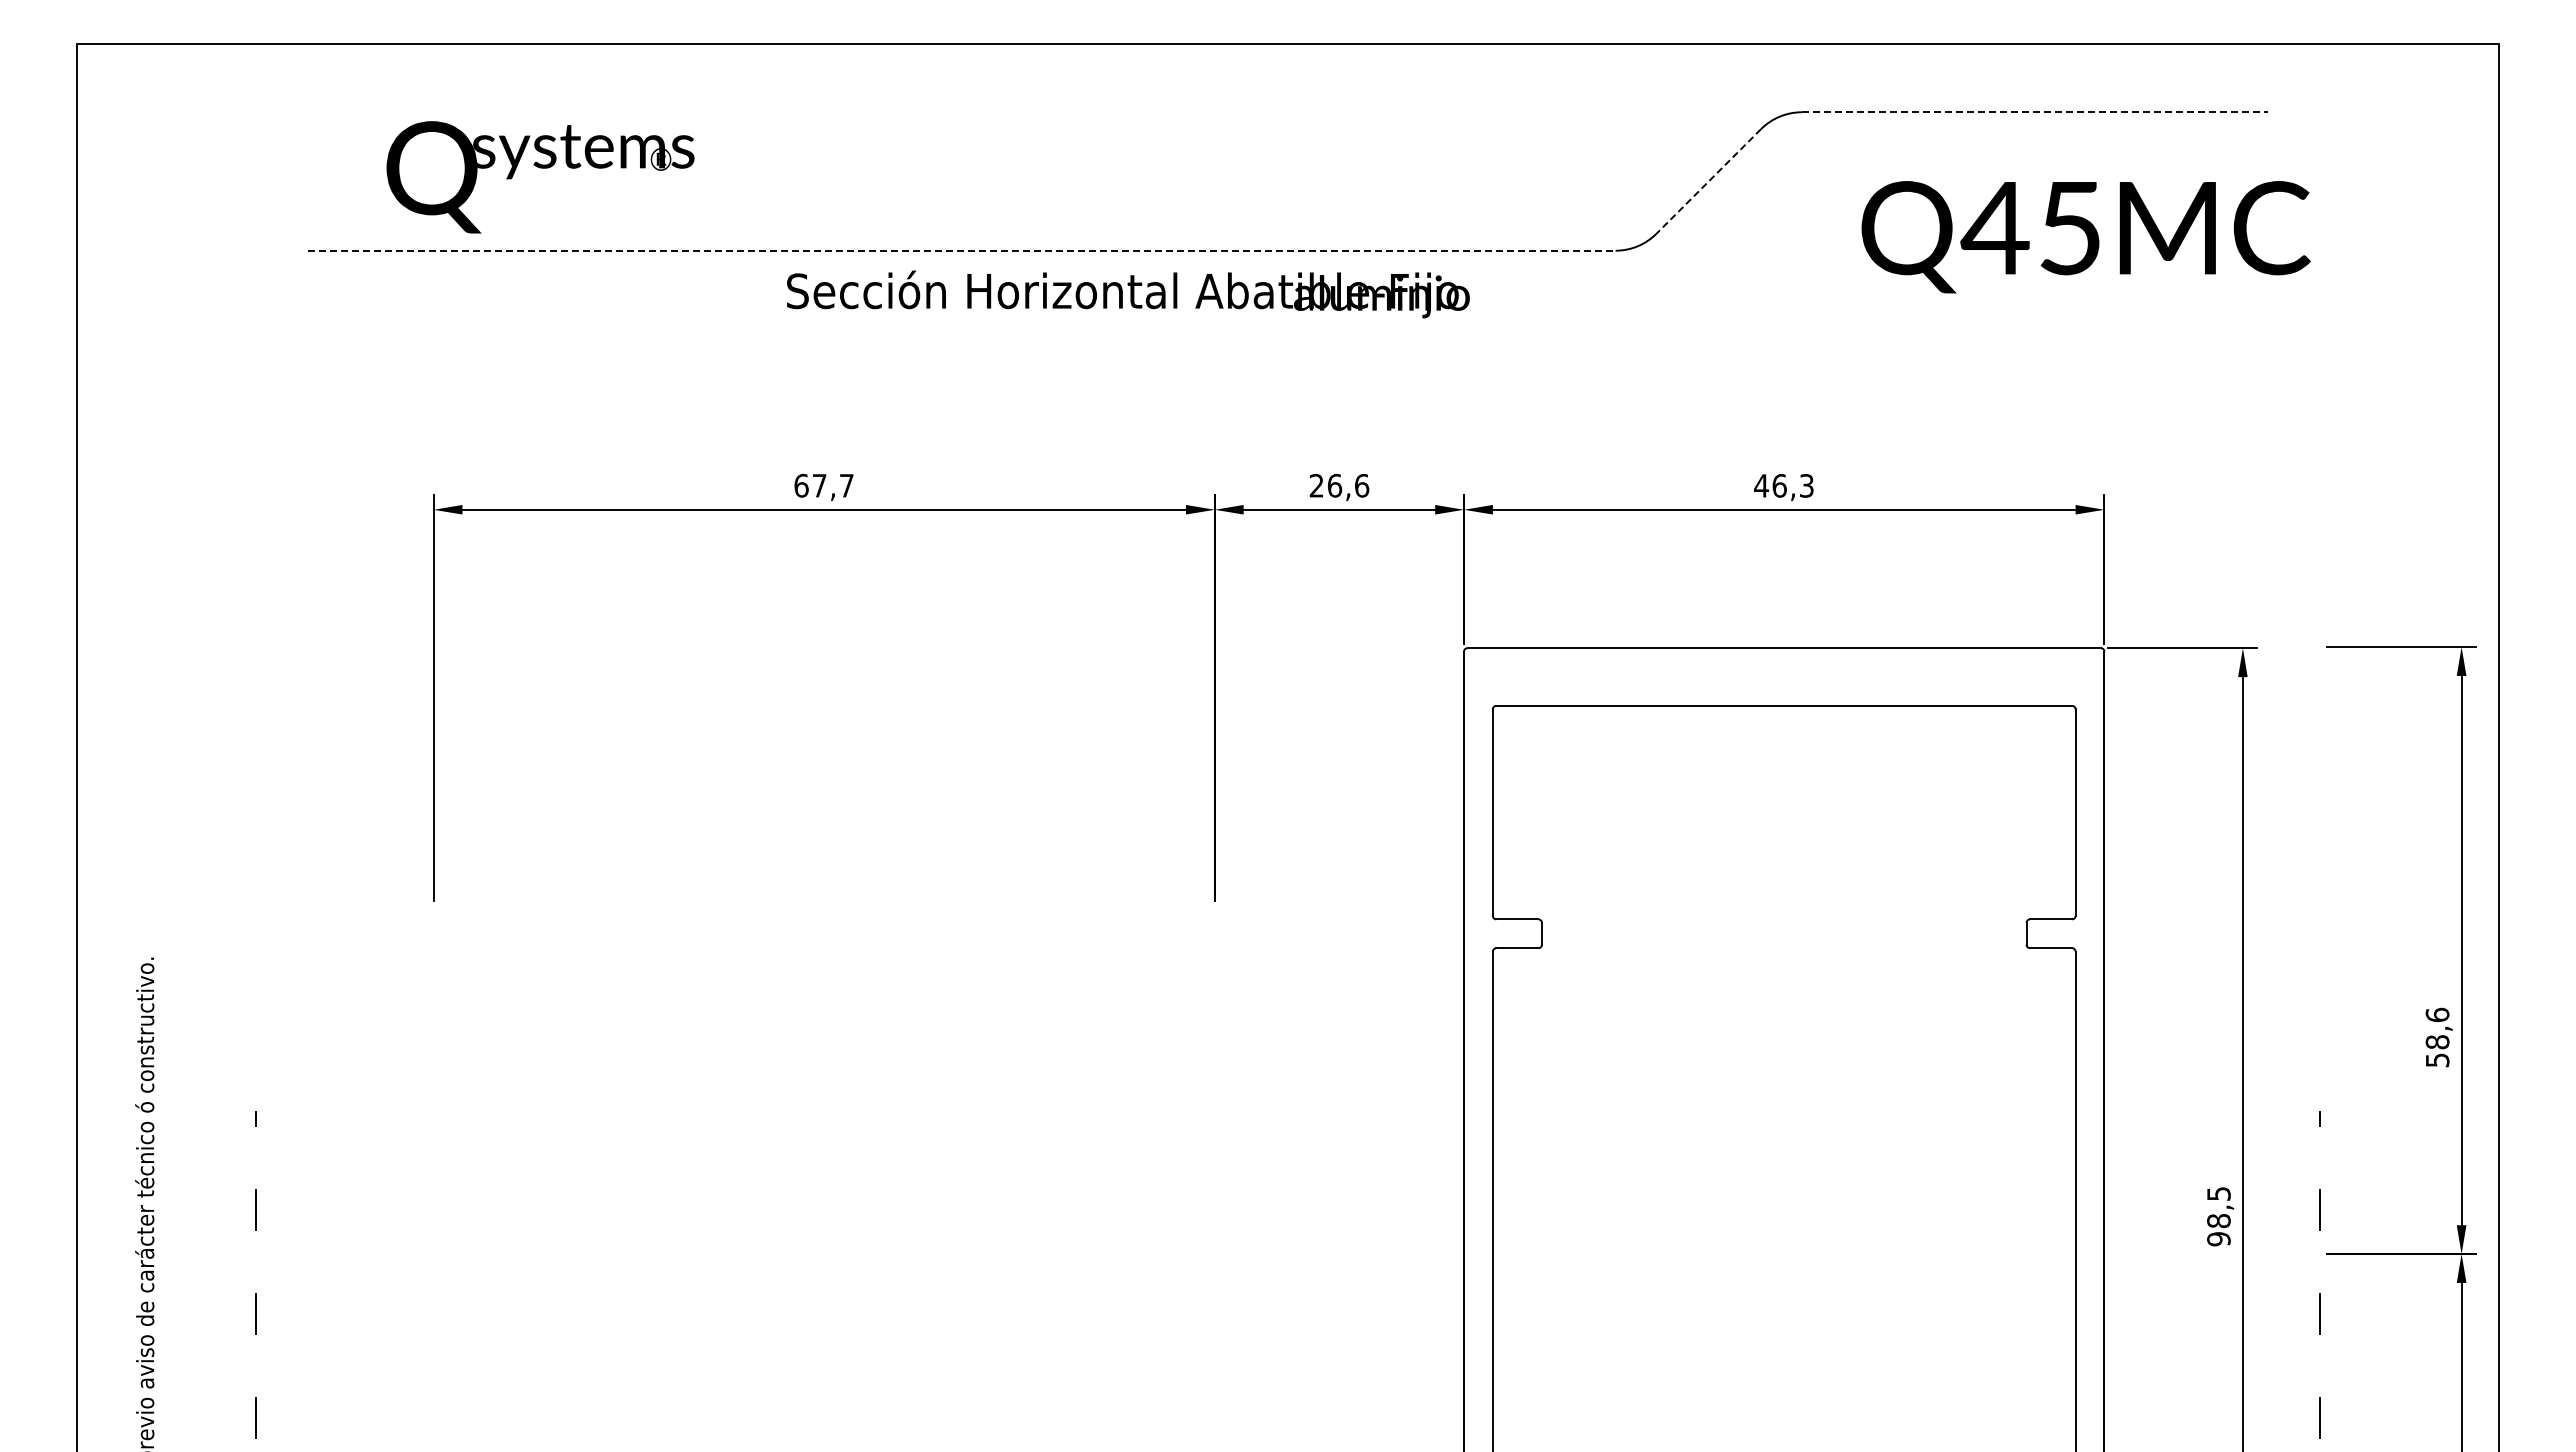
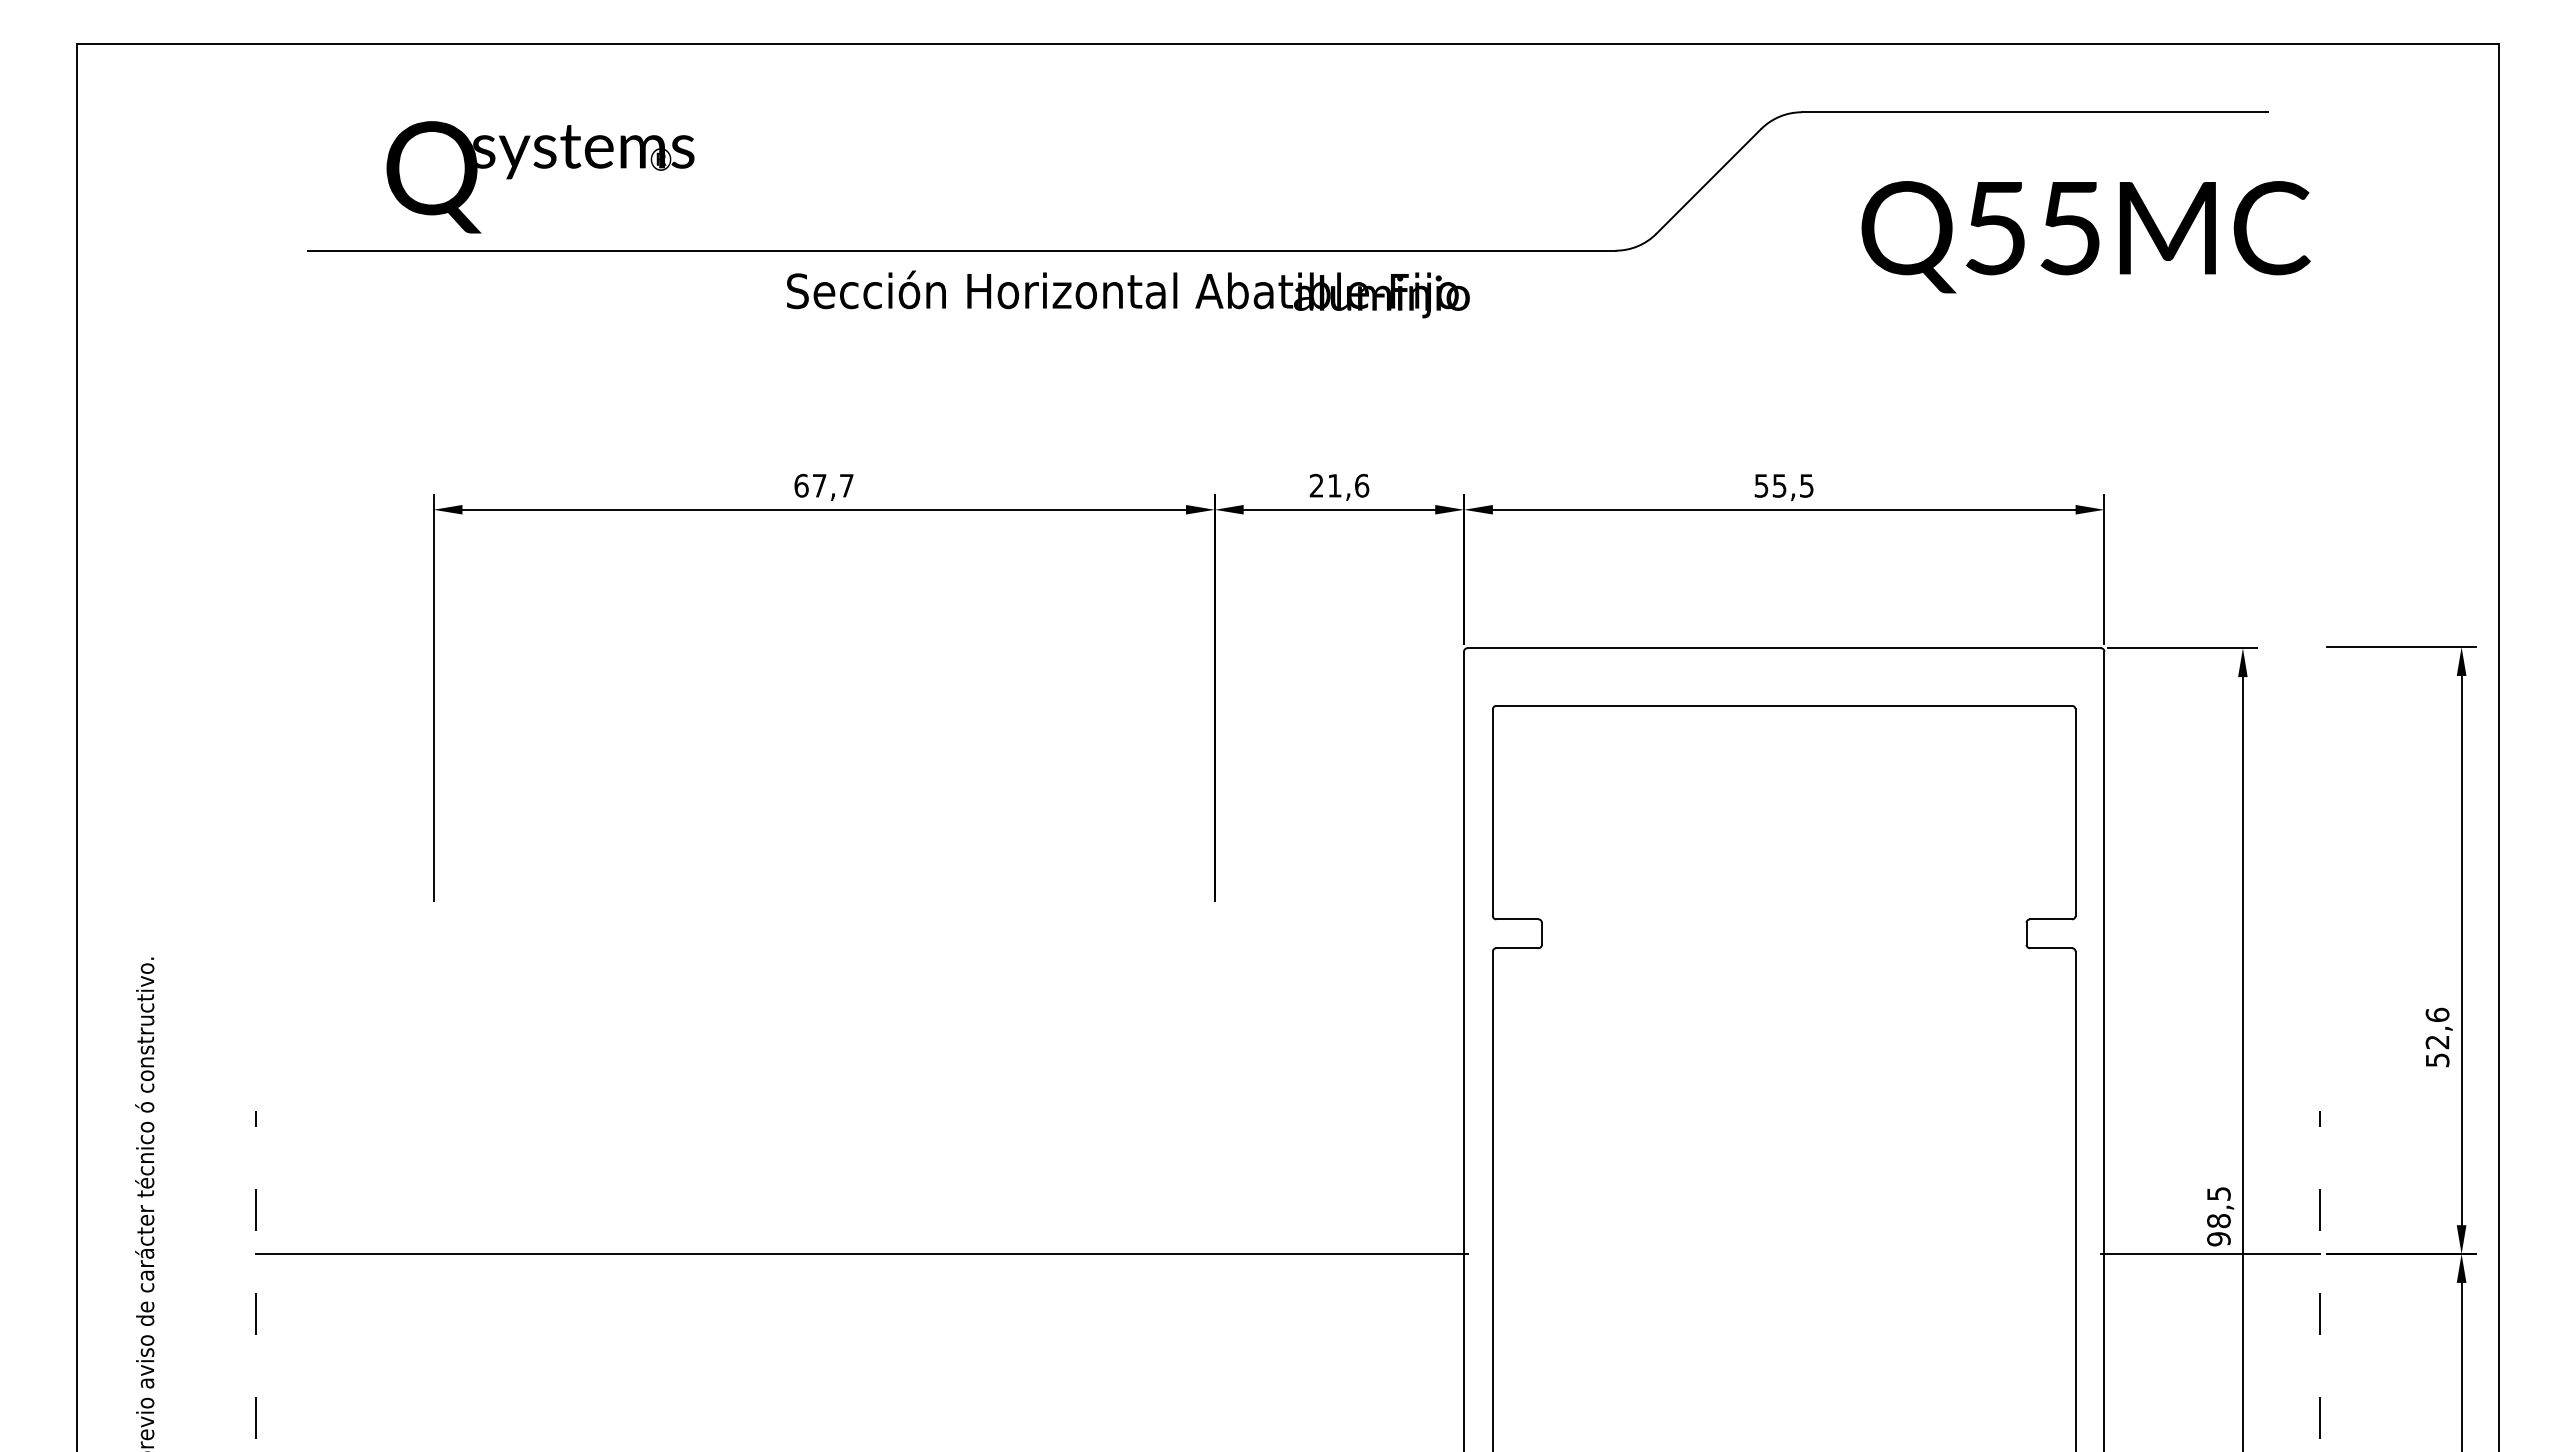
line: dashed -> solid (2035, 112)
line: dashed -> solid (1708, 181)
text: Q45MC -> Q55MC (1994, 228)
line: dashed -> solid (961, 250)
text: 26,6 -> 21,6 (1334, 485)
text: 46,3 -> 55,5 (1783, 485)
text: 58,6 -> 52,6 (2437, 1042)
line: none -> present (861, 1254)
line: none -> present (2209, 1254)
